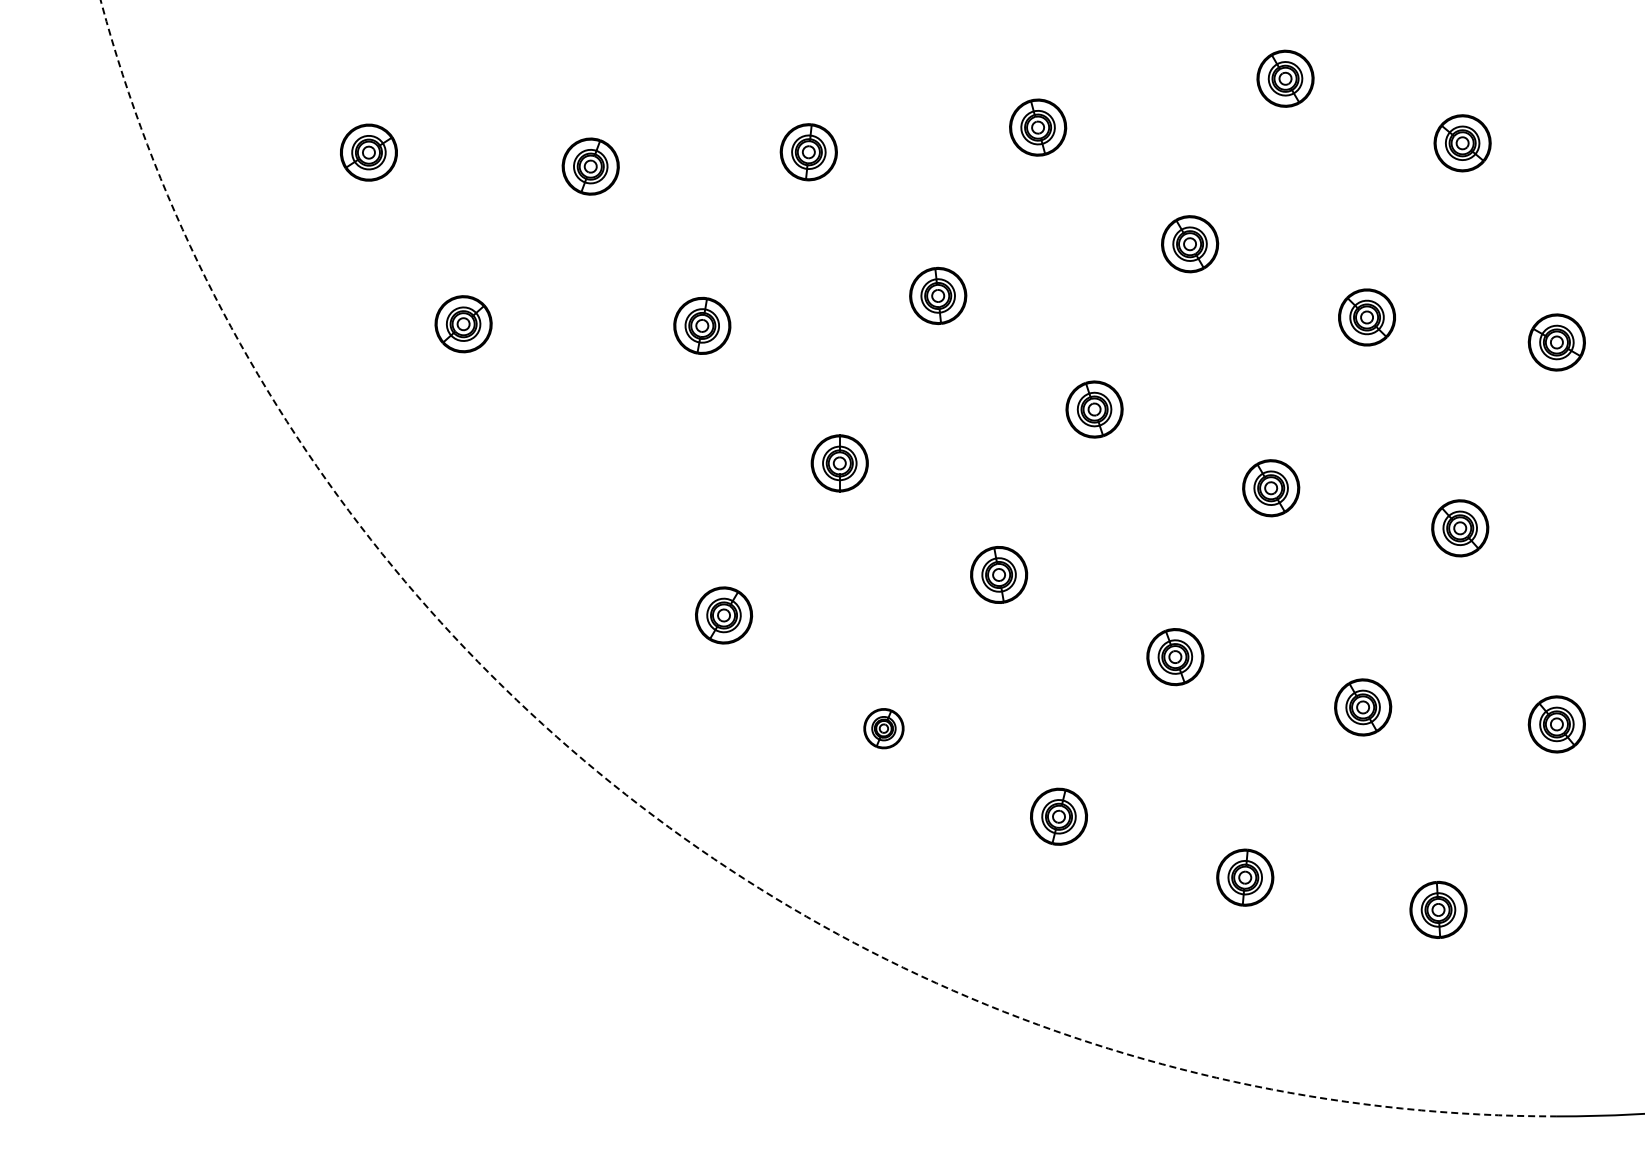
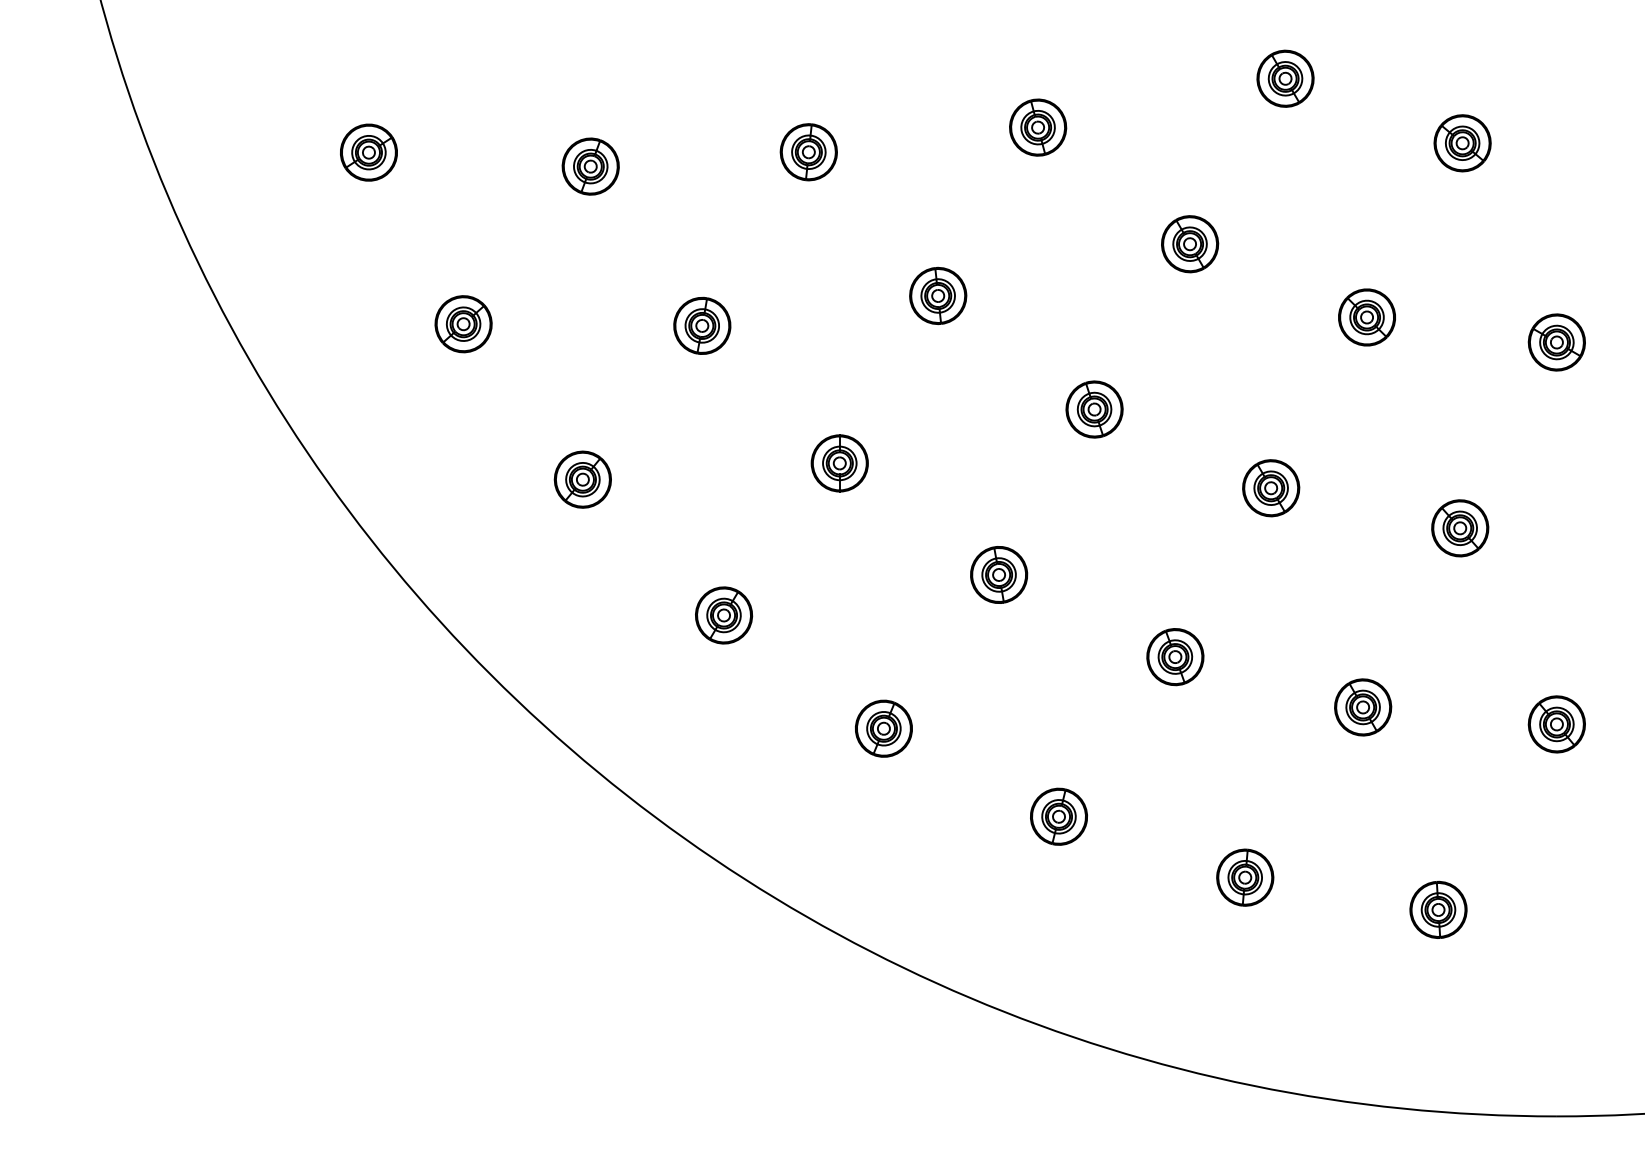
part: none -> present (582, 479)
part size: 42x42 px -> 58x59 px (883, 728)
arc: dashed -> solid (637, 803)
